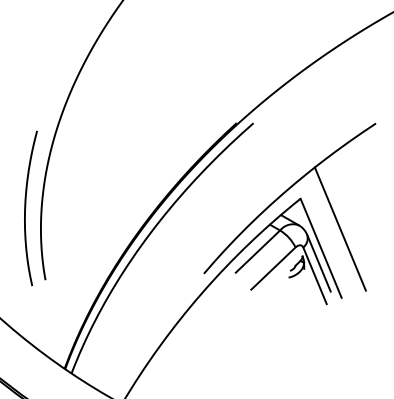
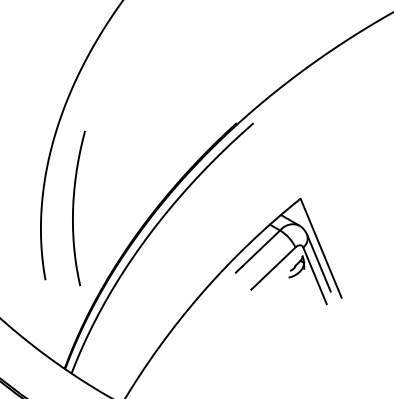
part: present -> none (280, 197)
curve position: (26, 207) -> (74, 207) (74, 207)
